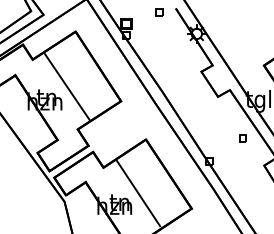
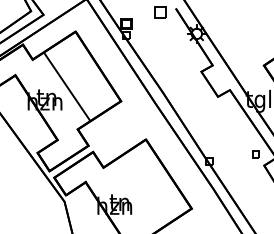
part size: 9x9 px -> 13x13 px (160, 12)
part position: (242, 138) -> (255, 154) (255, 154)
line: present -> none (138, 192)
